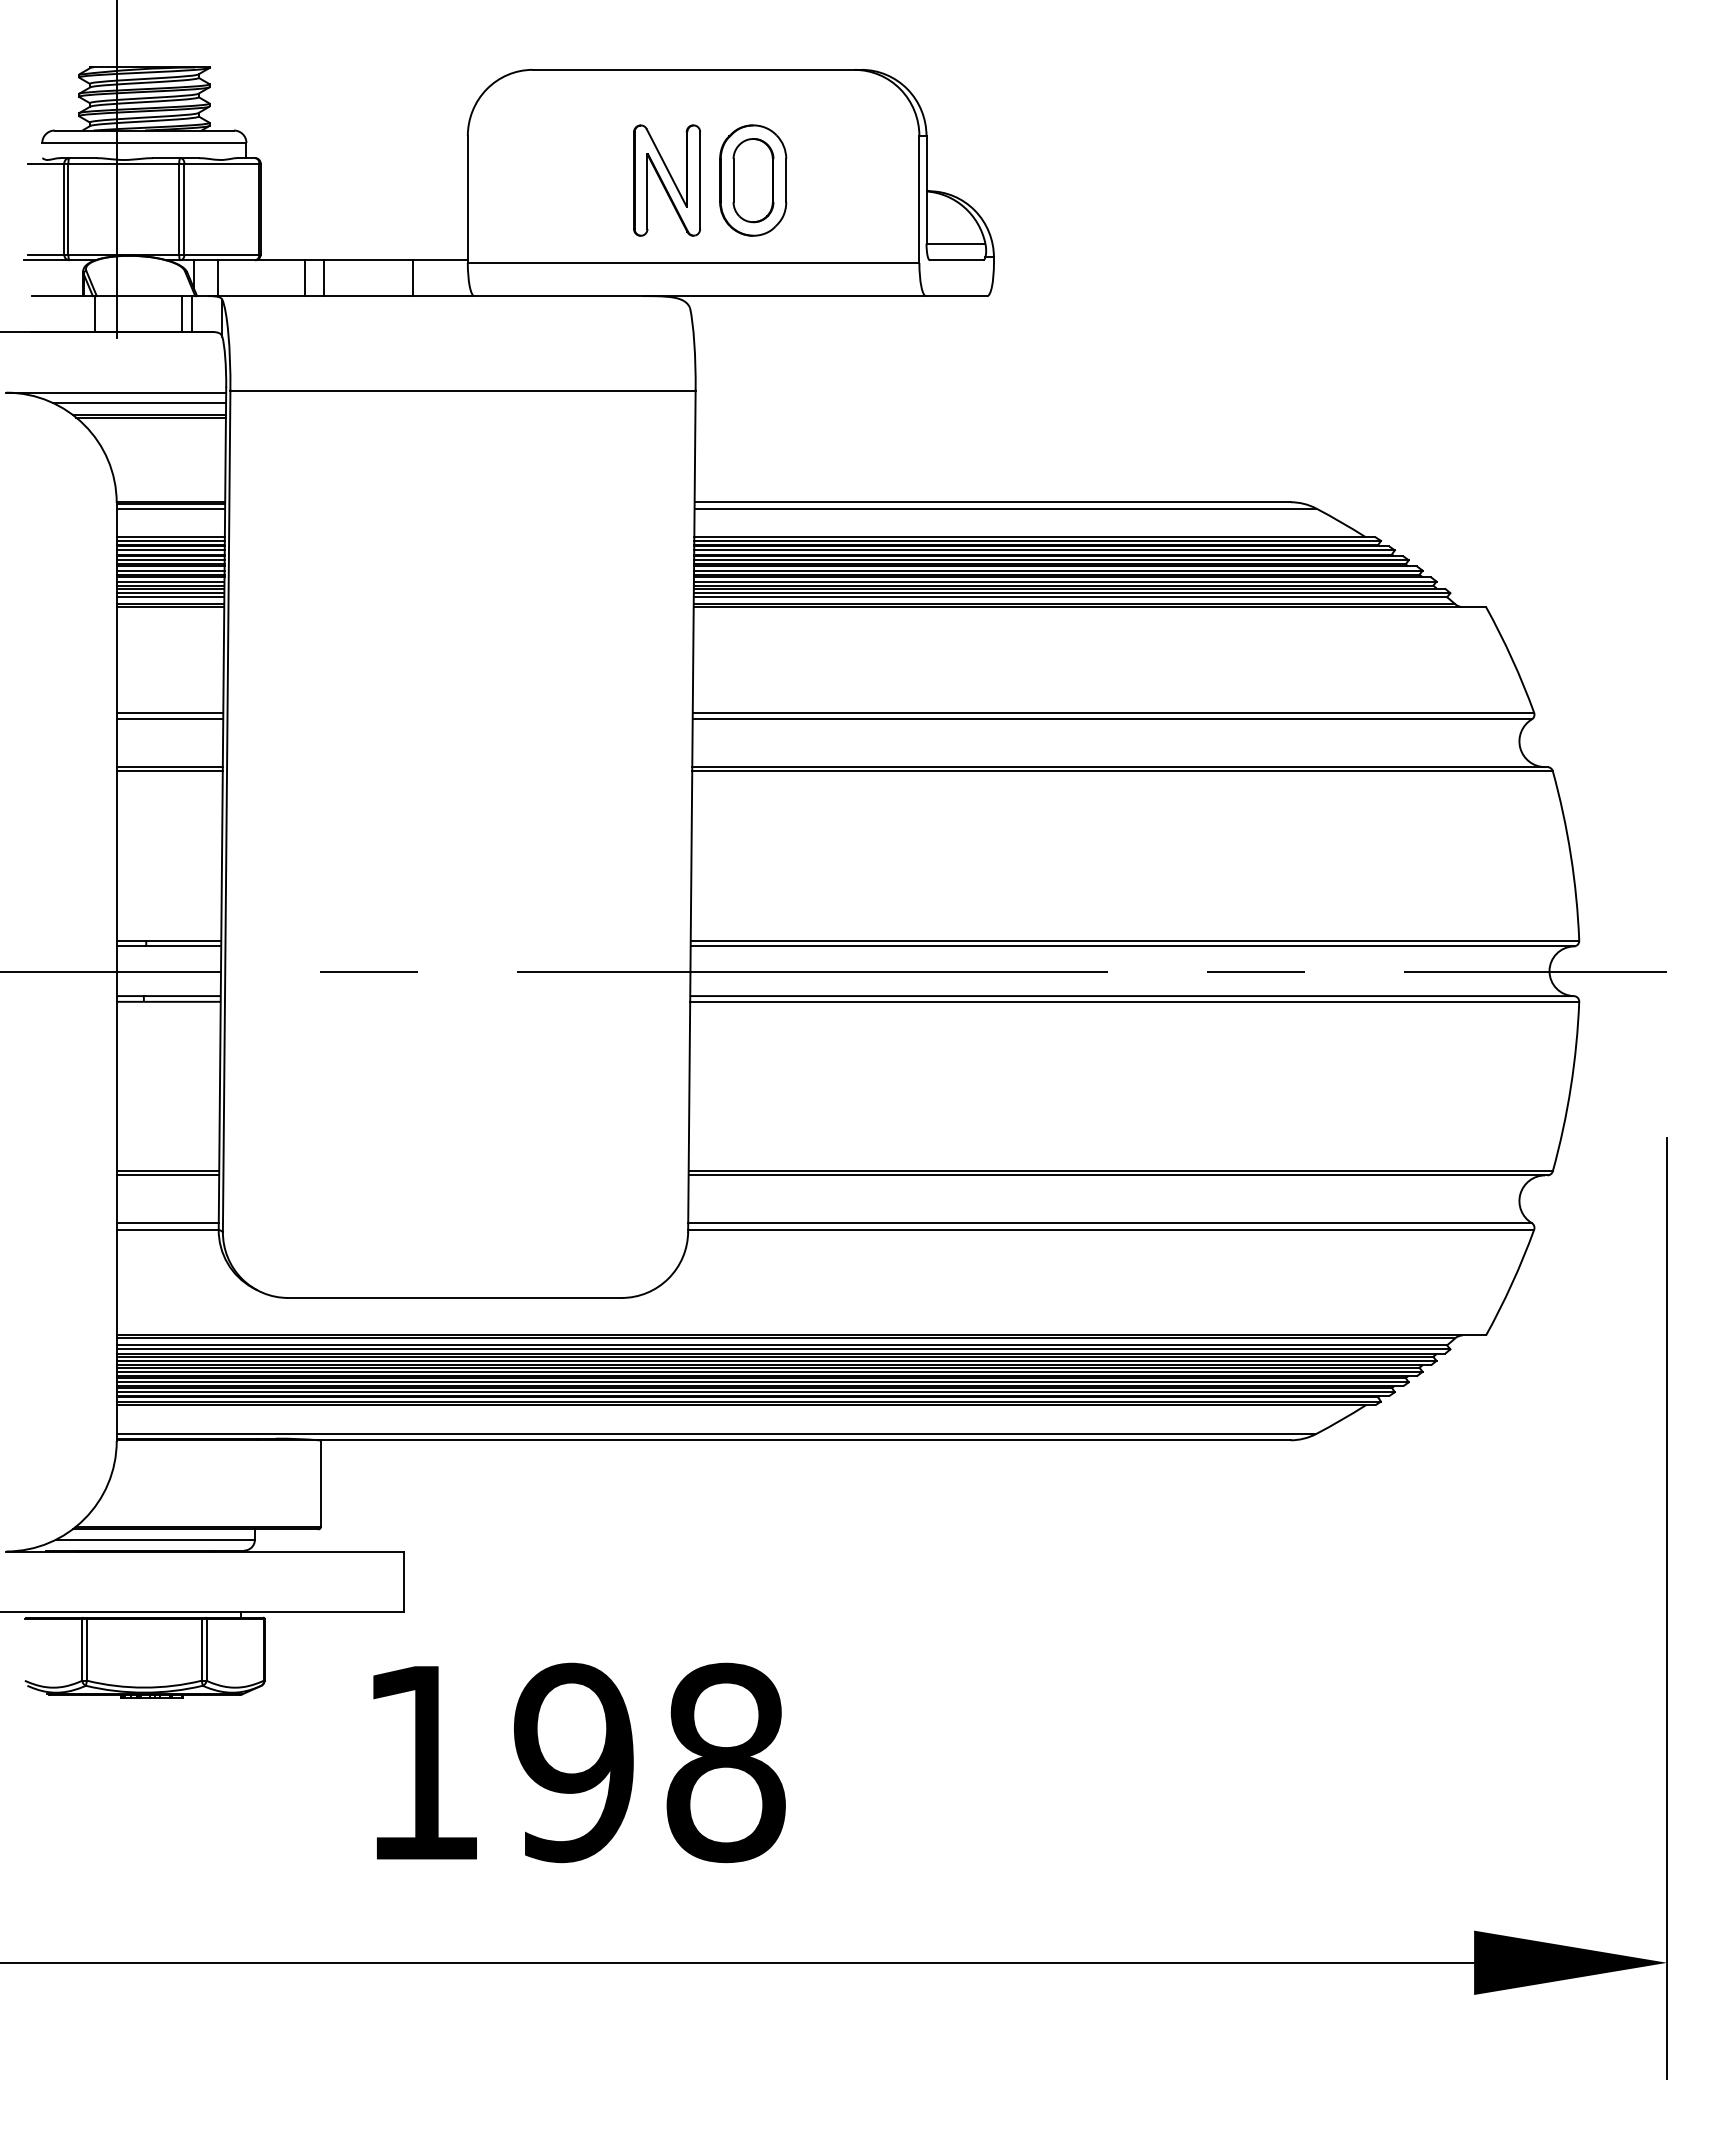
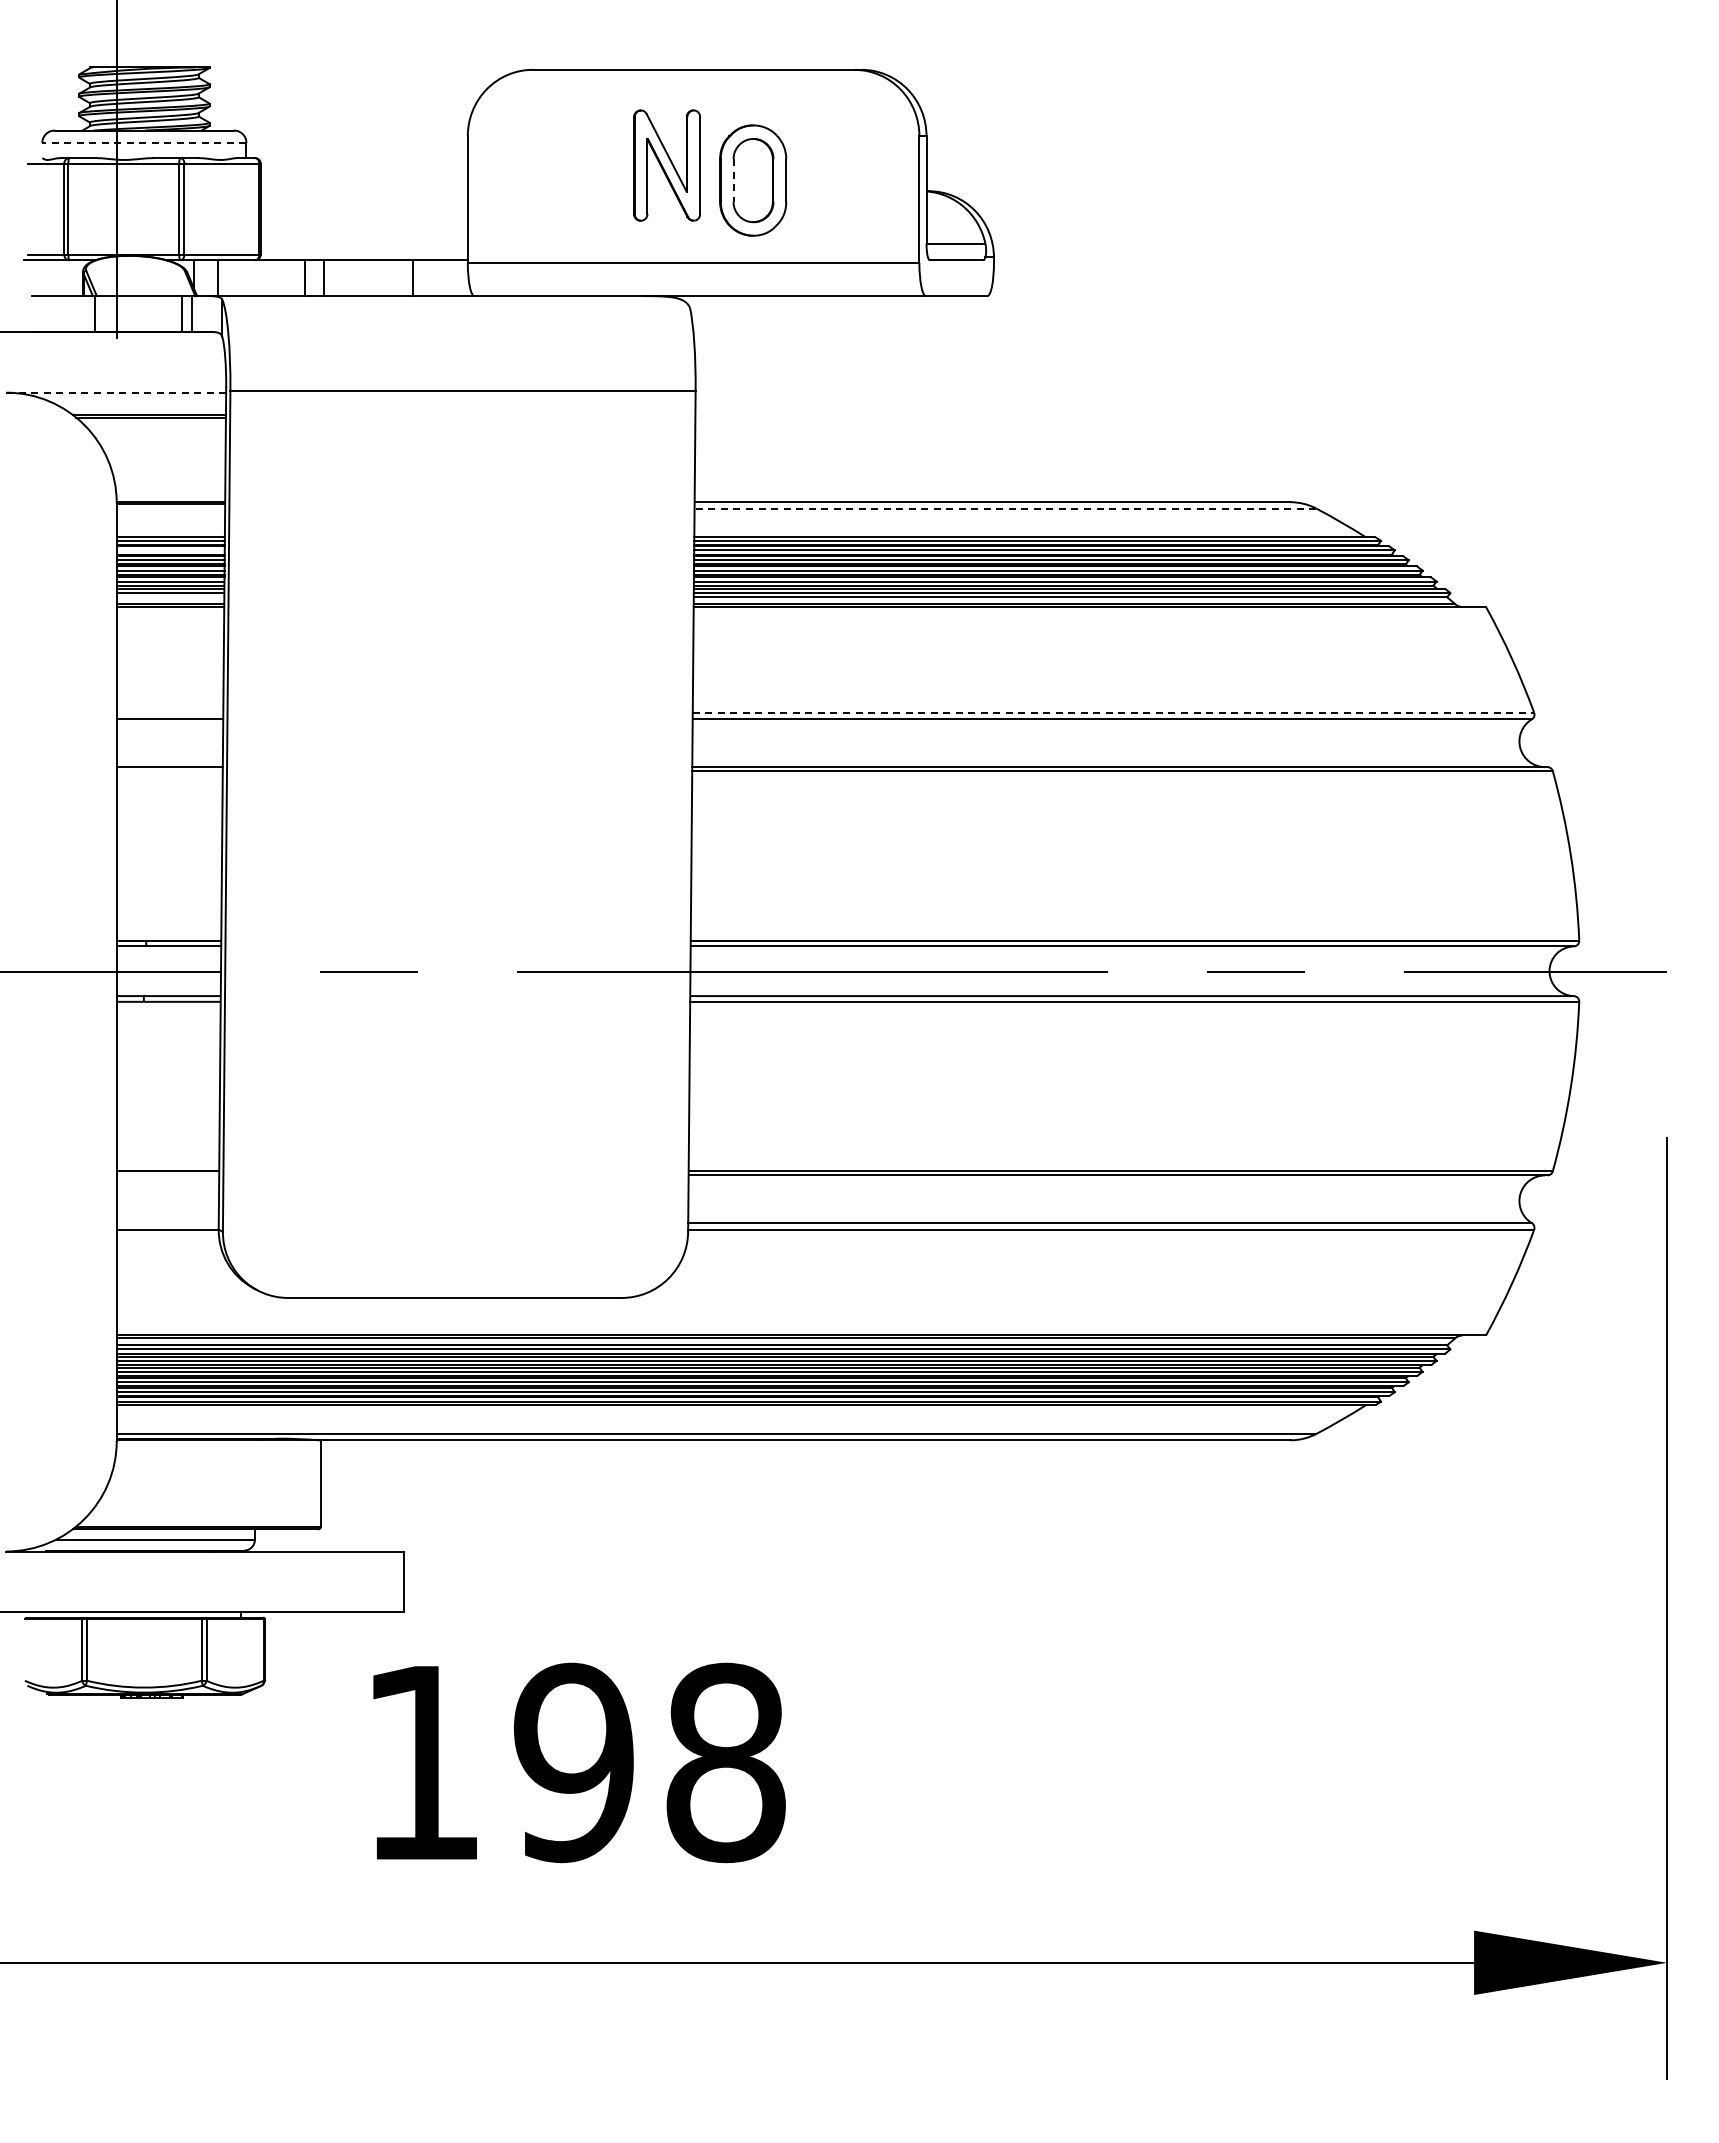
line: solid -> dashed (143, 142)
part position: (666, 180) -> (666, 165) (666, 165)
line: solid -> dashed (733, 180)
line: solid -> dashed (116, 392)
line: present -> none (139, 402)
line: present -> none (170, 508)
line: solid -> dashed (1005, 508)
line: present -> none (170, 550)
line: present -> none (170, 597)
line: present -> none (169, 712)
line: solid -> dashed (1113, 712)
line: present -> none (169, 771)
line: present -> none (167, 1175)
line: present -> none (167, 1223)
